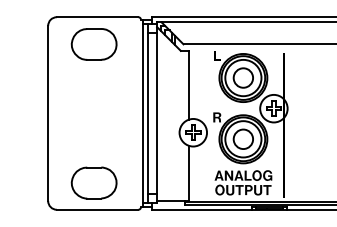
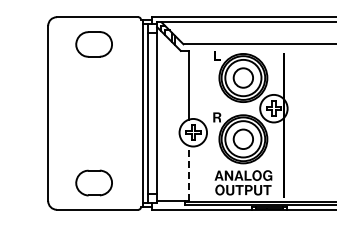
part size: 48x33 px -> 38x27 px (93, 44)
line: solid -> dashed (189, 173)
part size: 48x34 px -> 38x28 px (93, 182)
